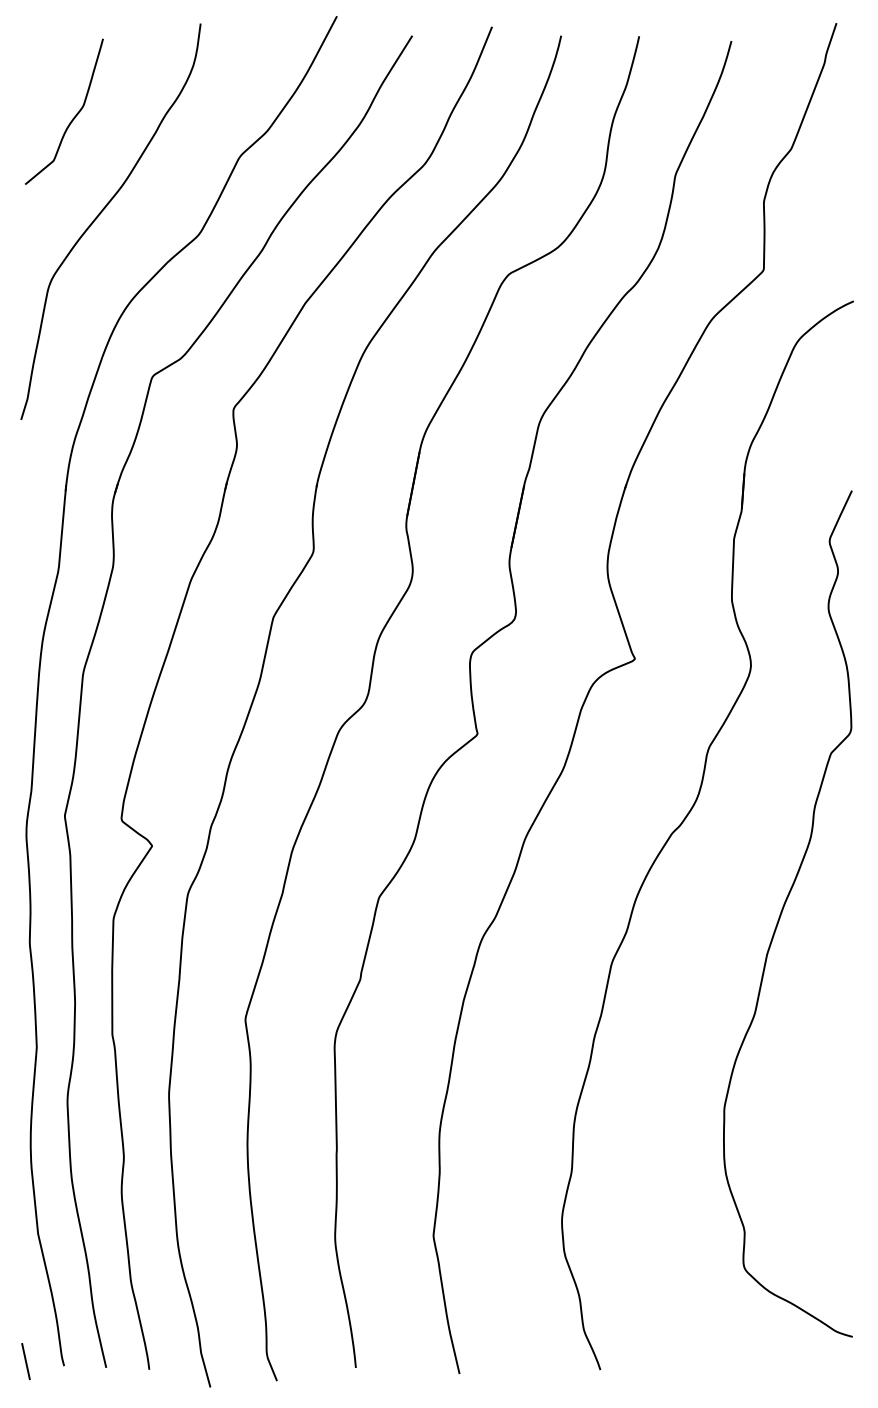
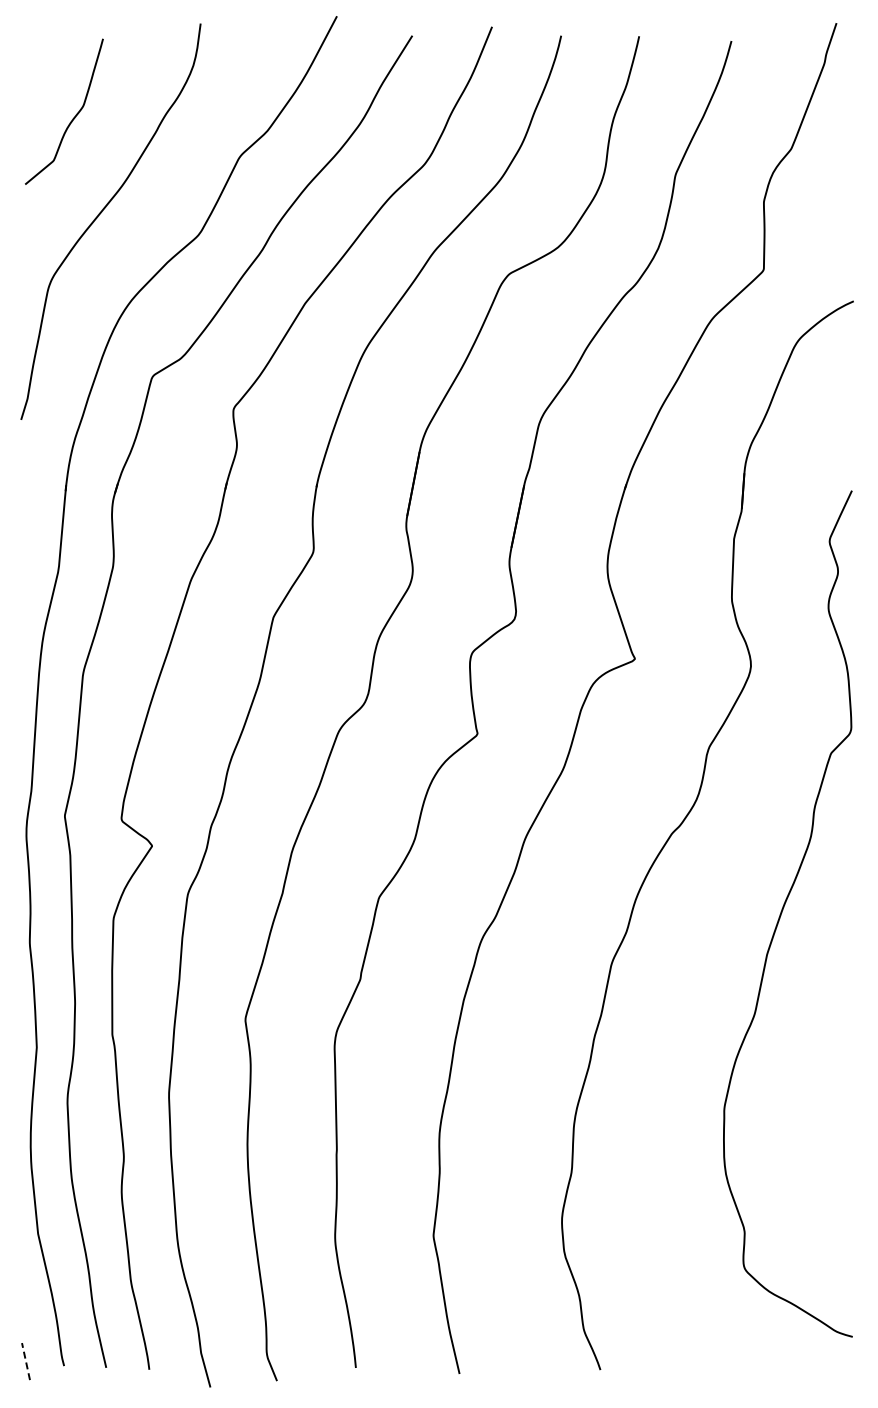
line: solid -> dashed (26, 1361)
